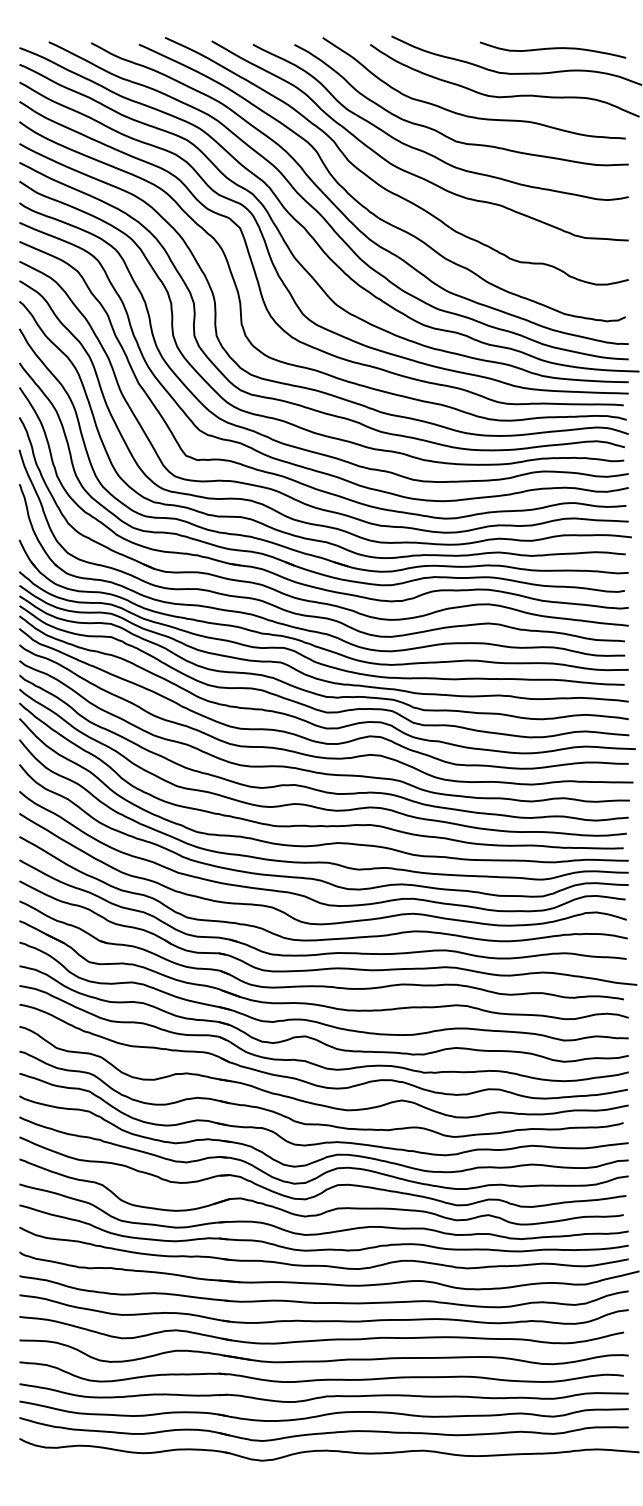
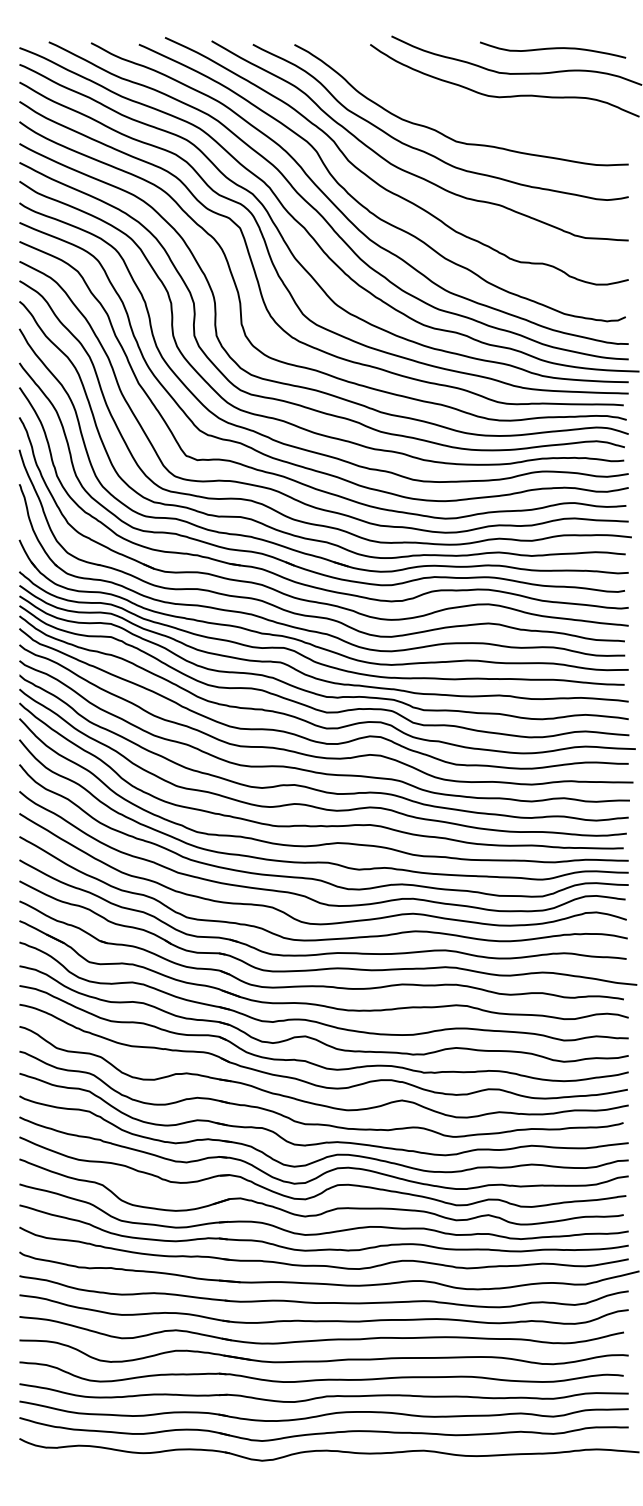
curve: present -> none (469, 115)
